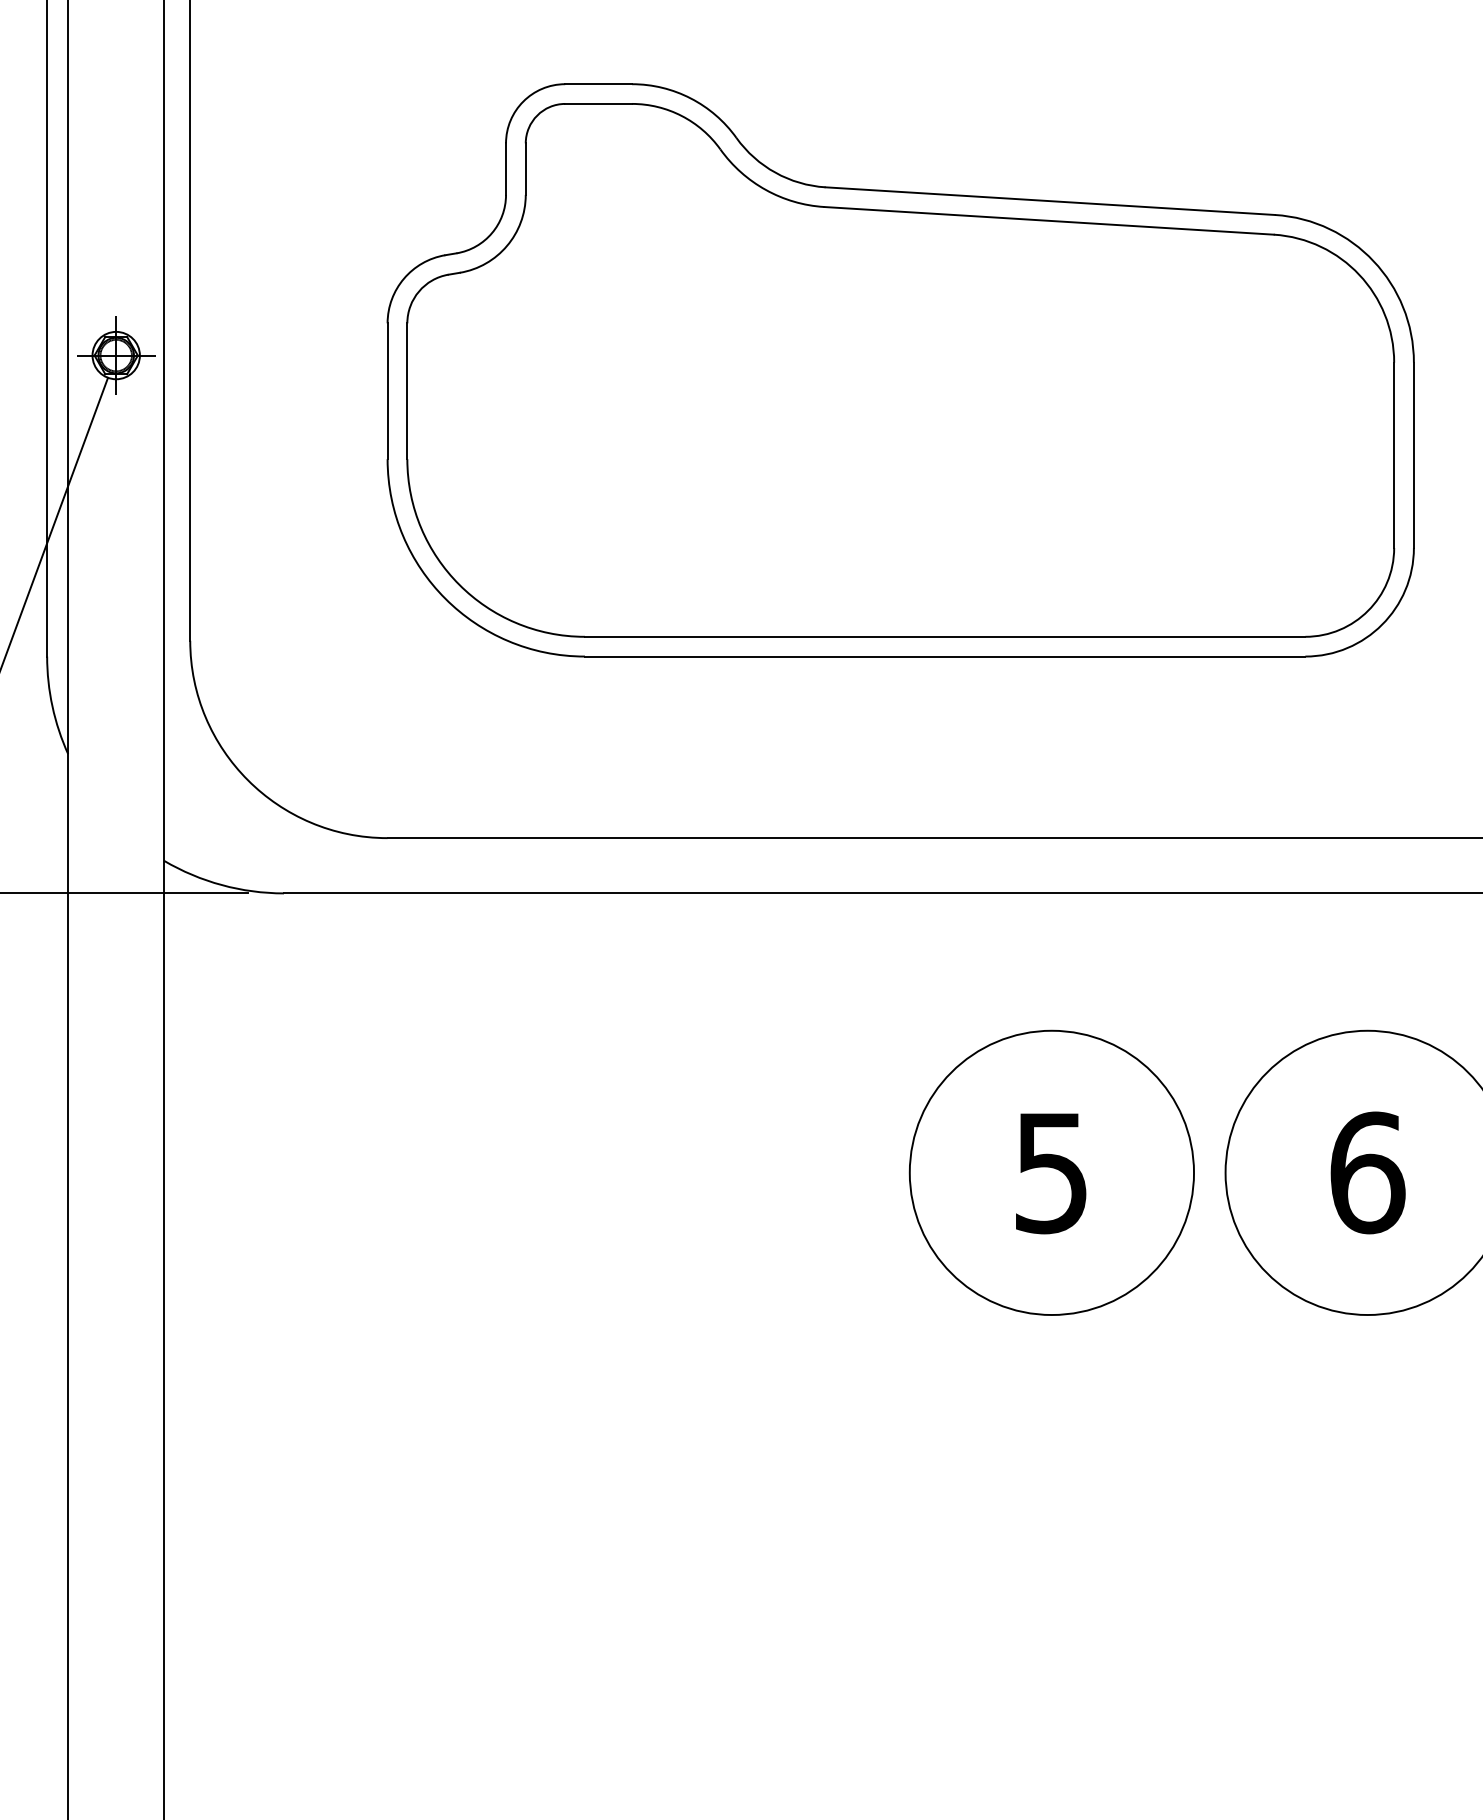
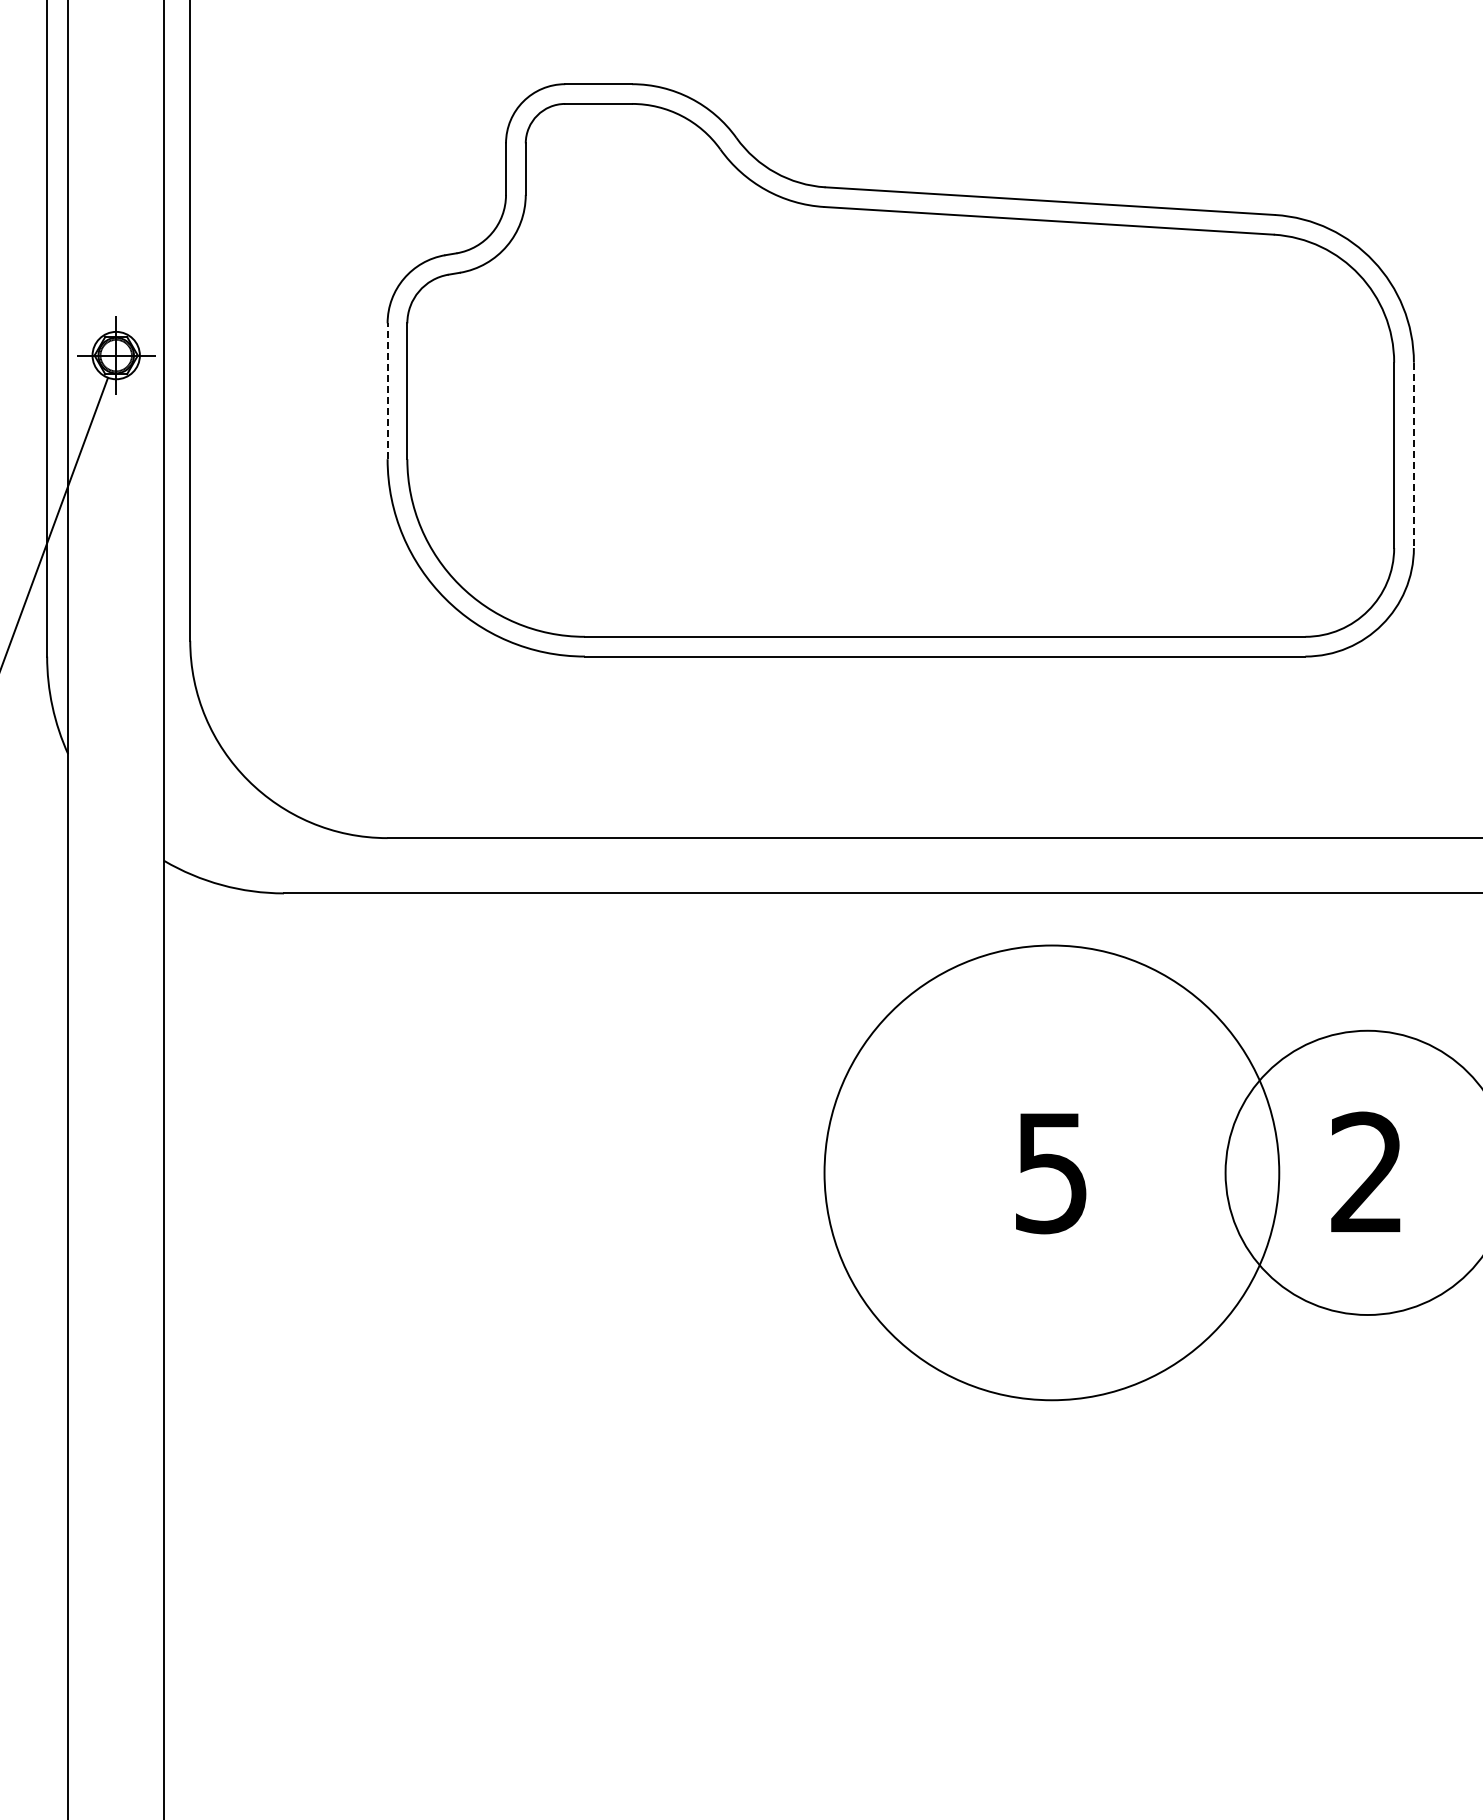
line: solid -> dashed (387, 391)
line: solid -> dashed (1413, 455)
line: present -> none (125, 893)
circle diameter: 284 px -> 455 px (1051, 1172)
text: 6 -> 2 (1367, 1172)
